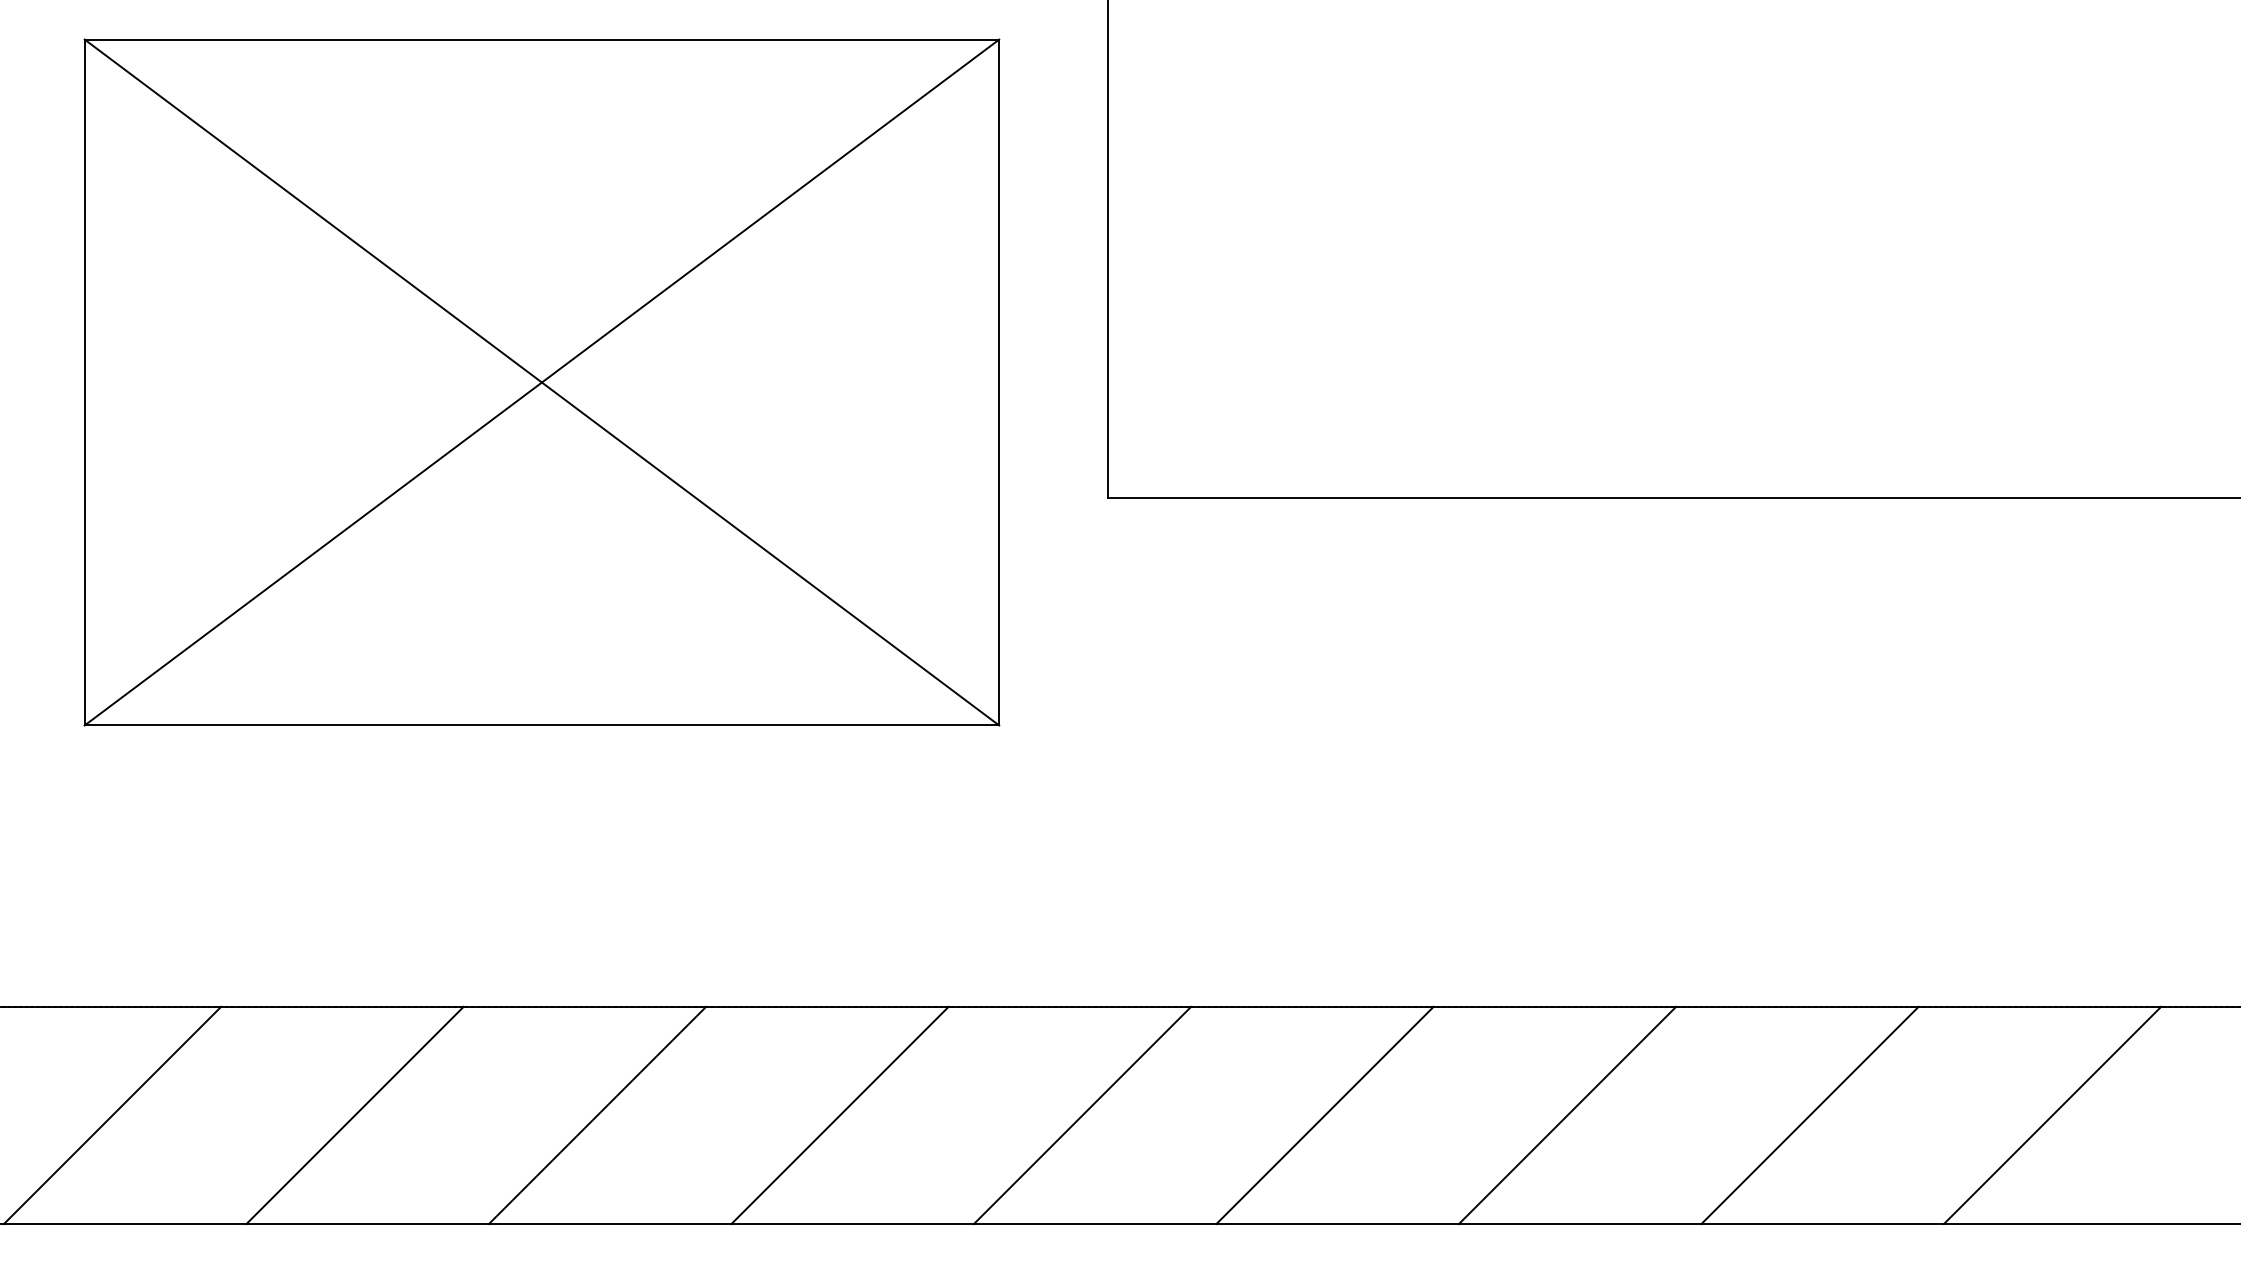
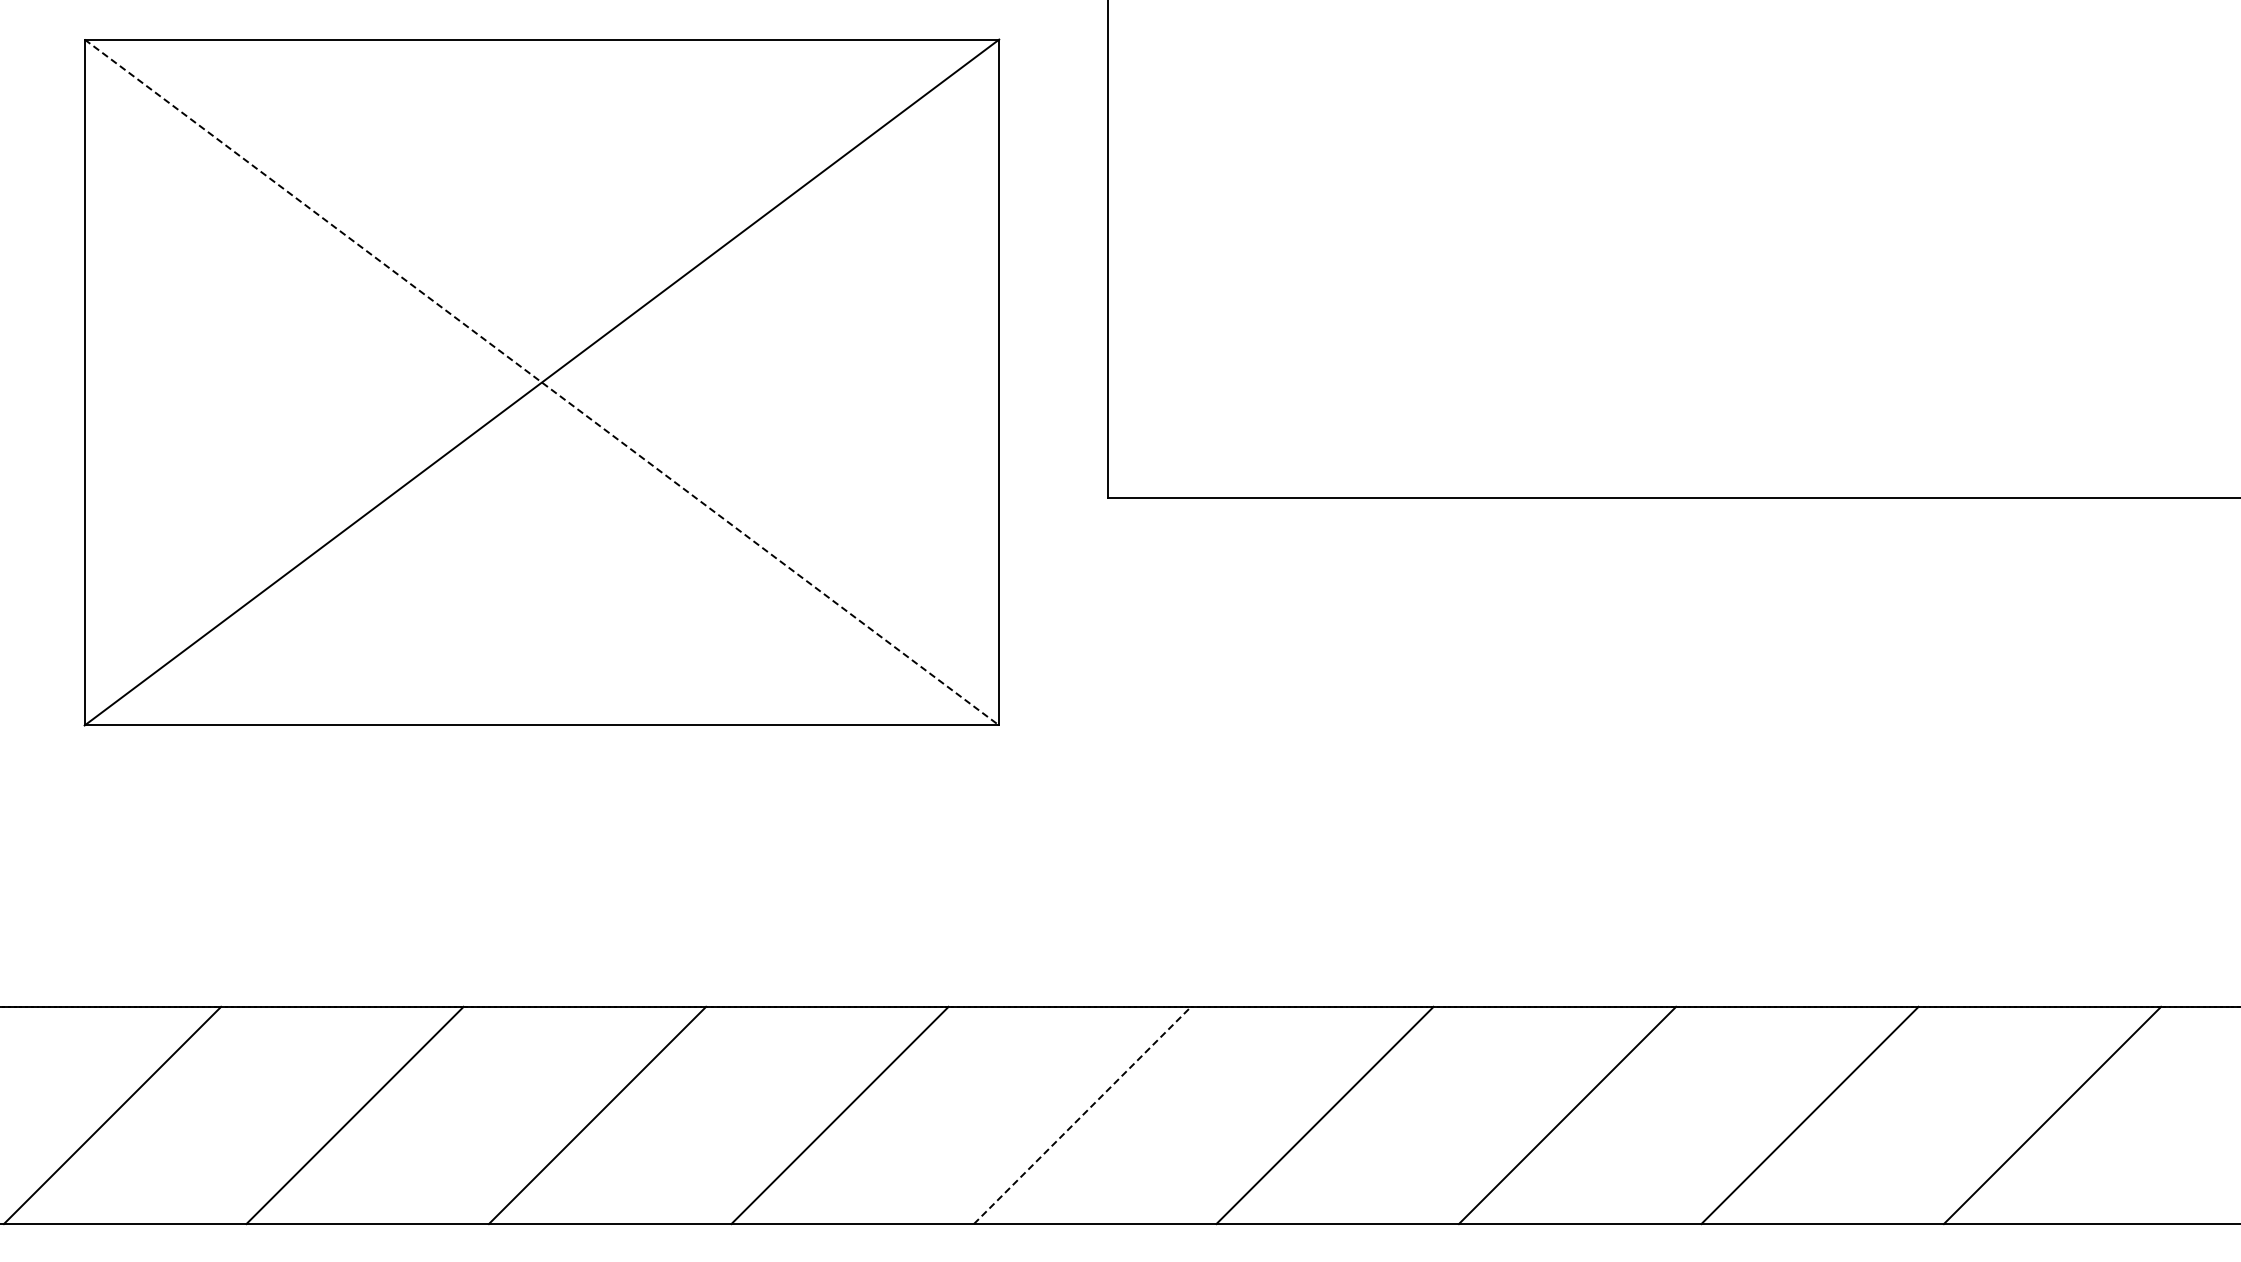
line: solid -> dashed (541, 382)
line: solid -> dashed (1082, 1115)
